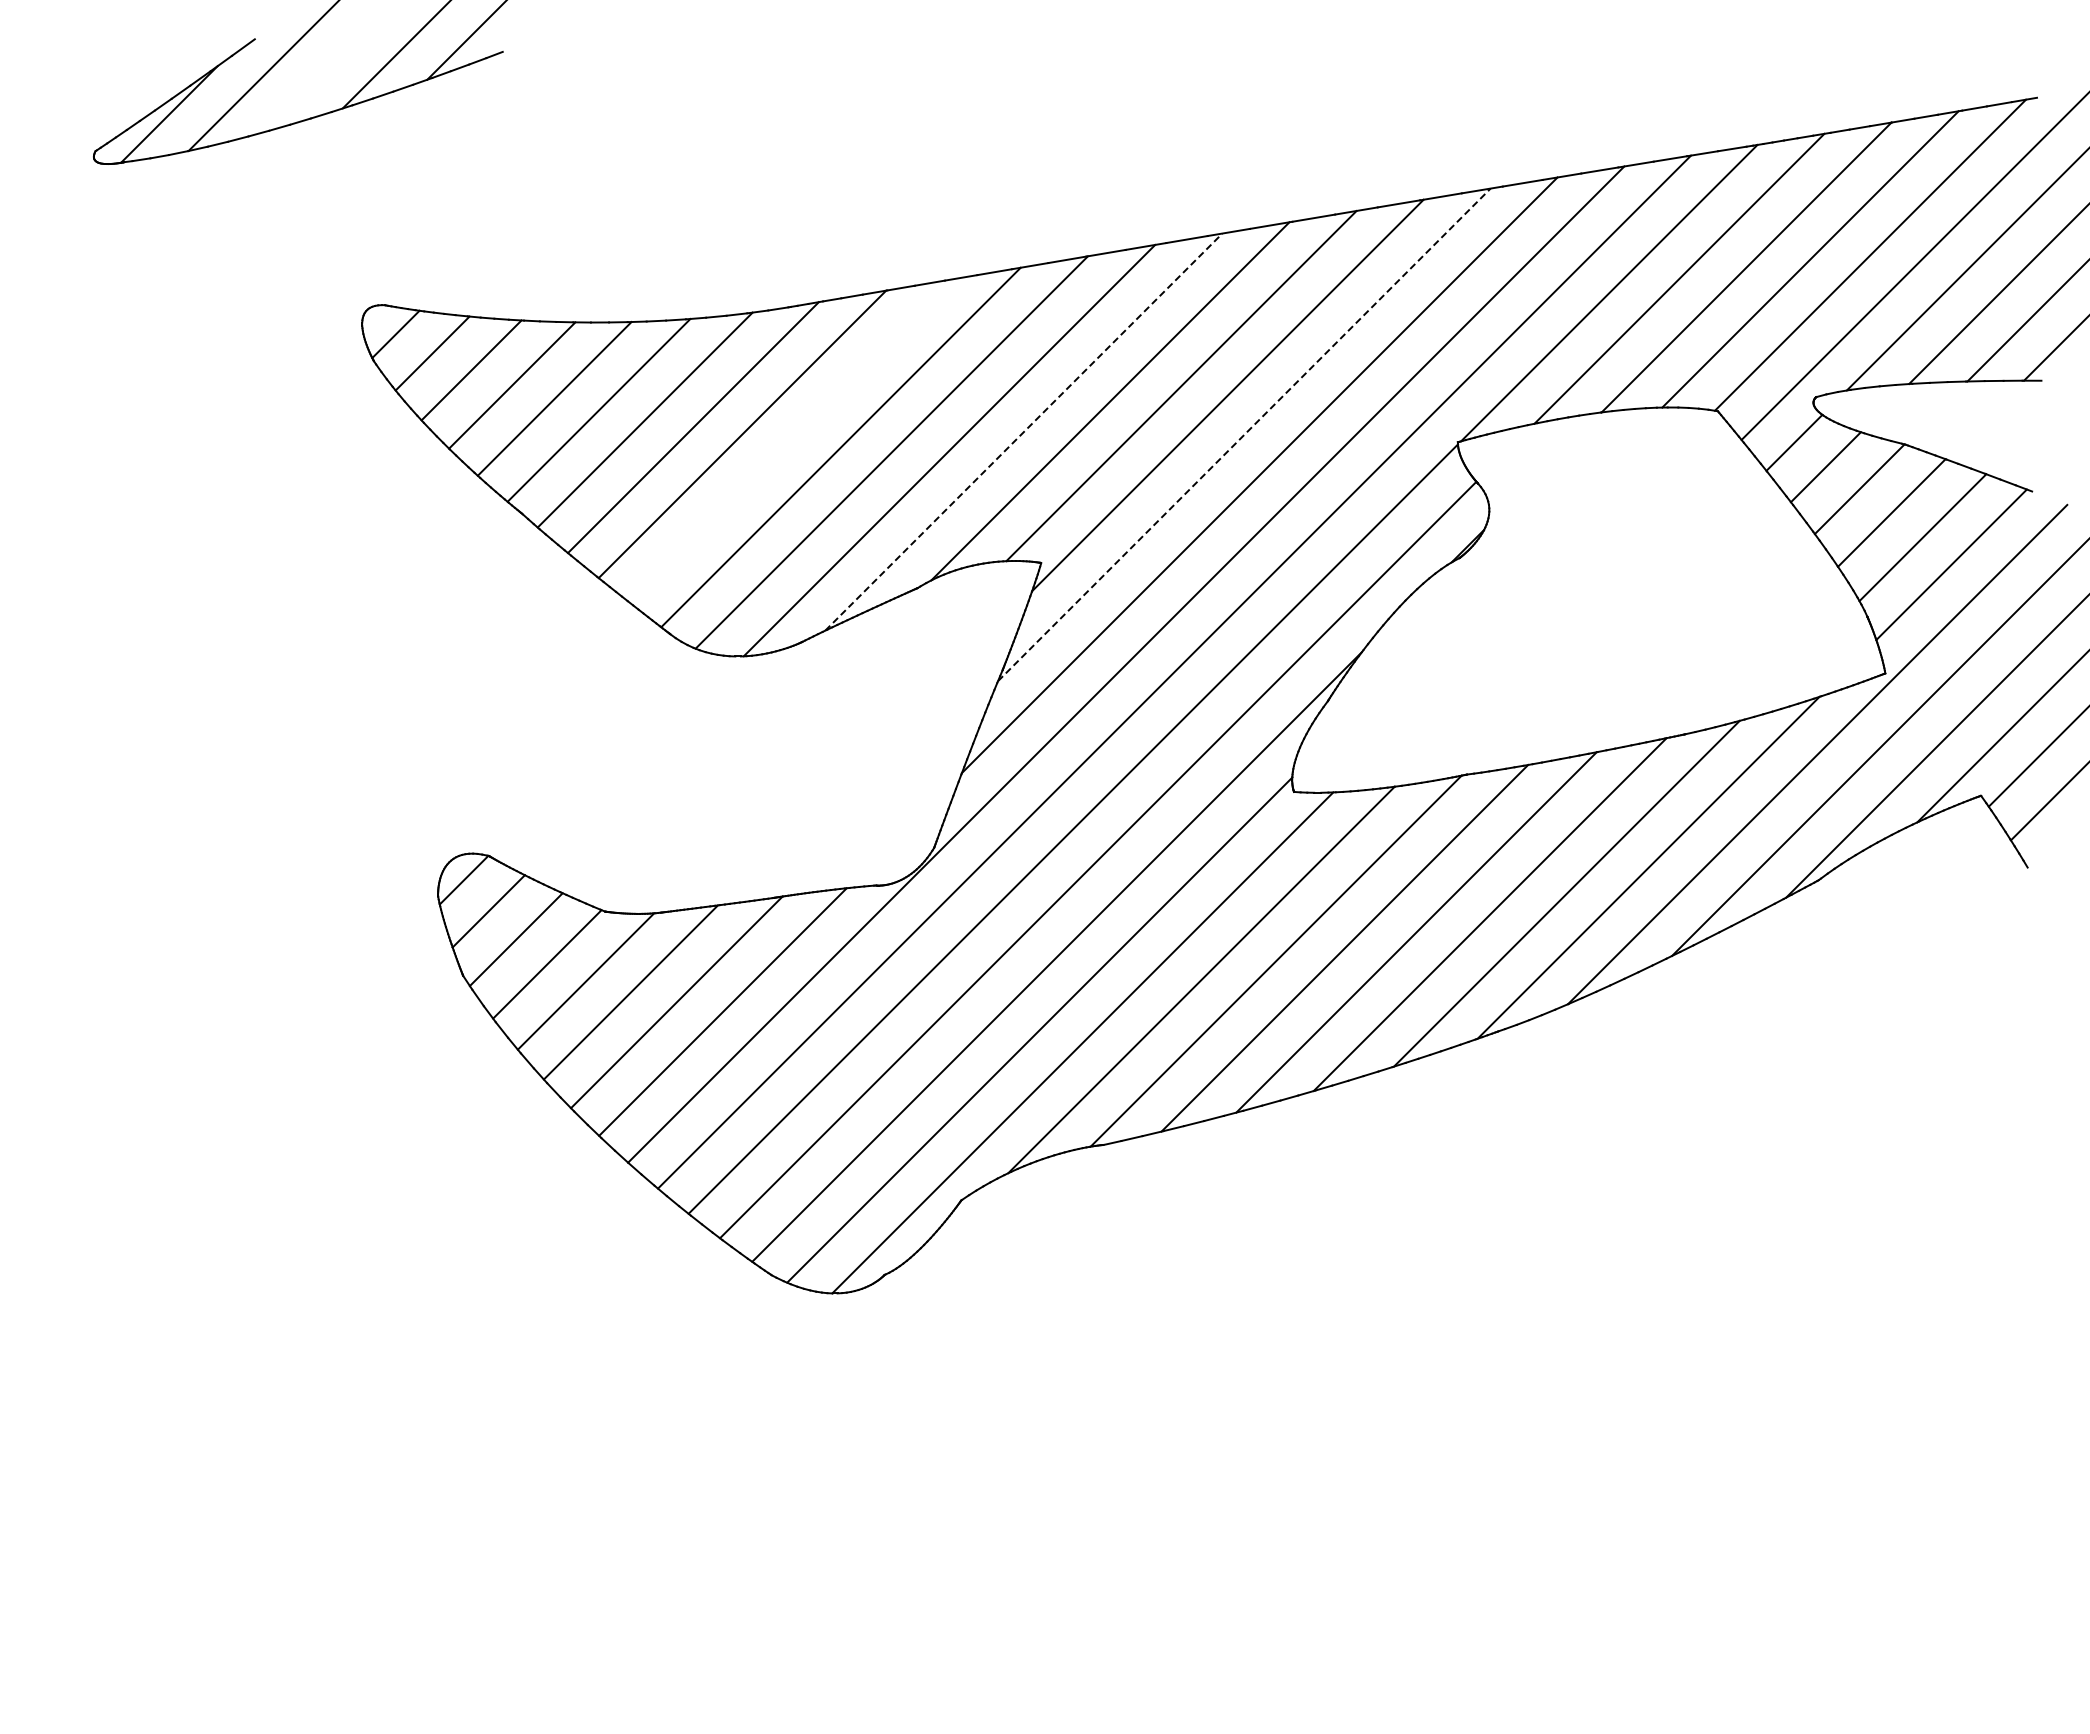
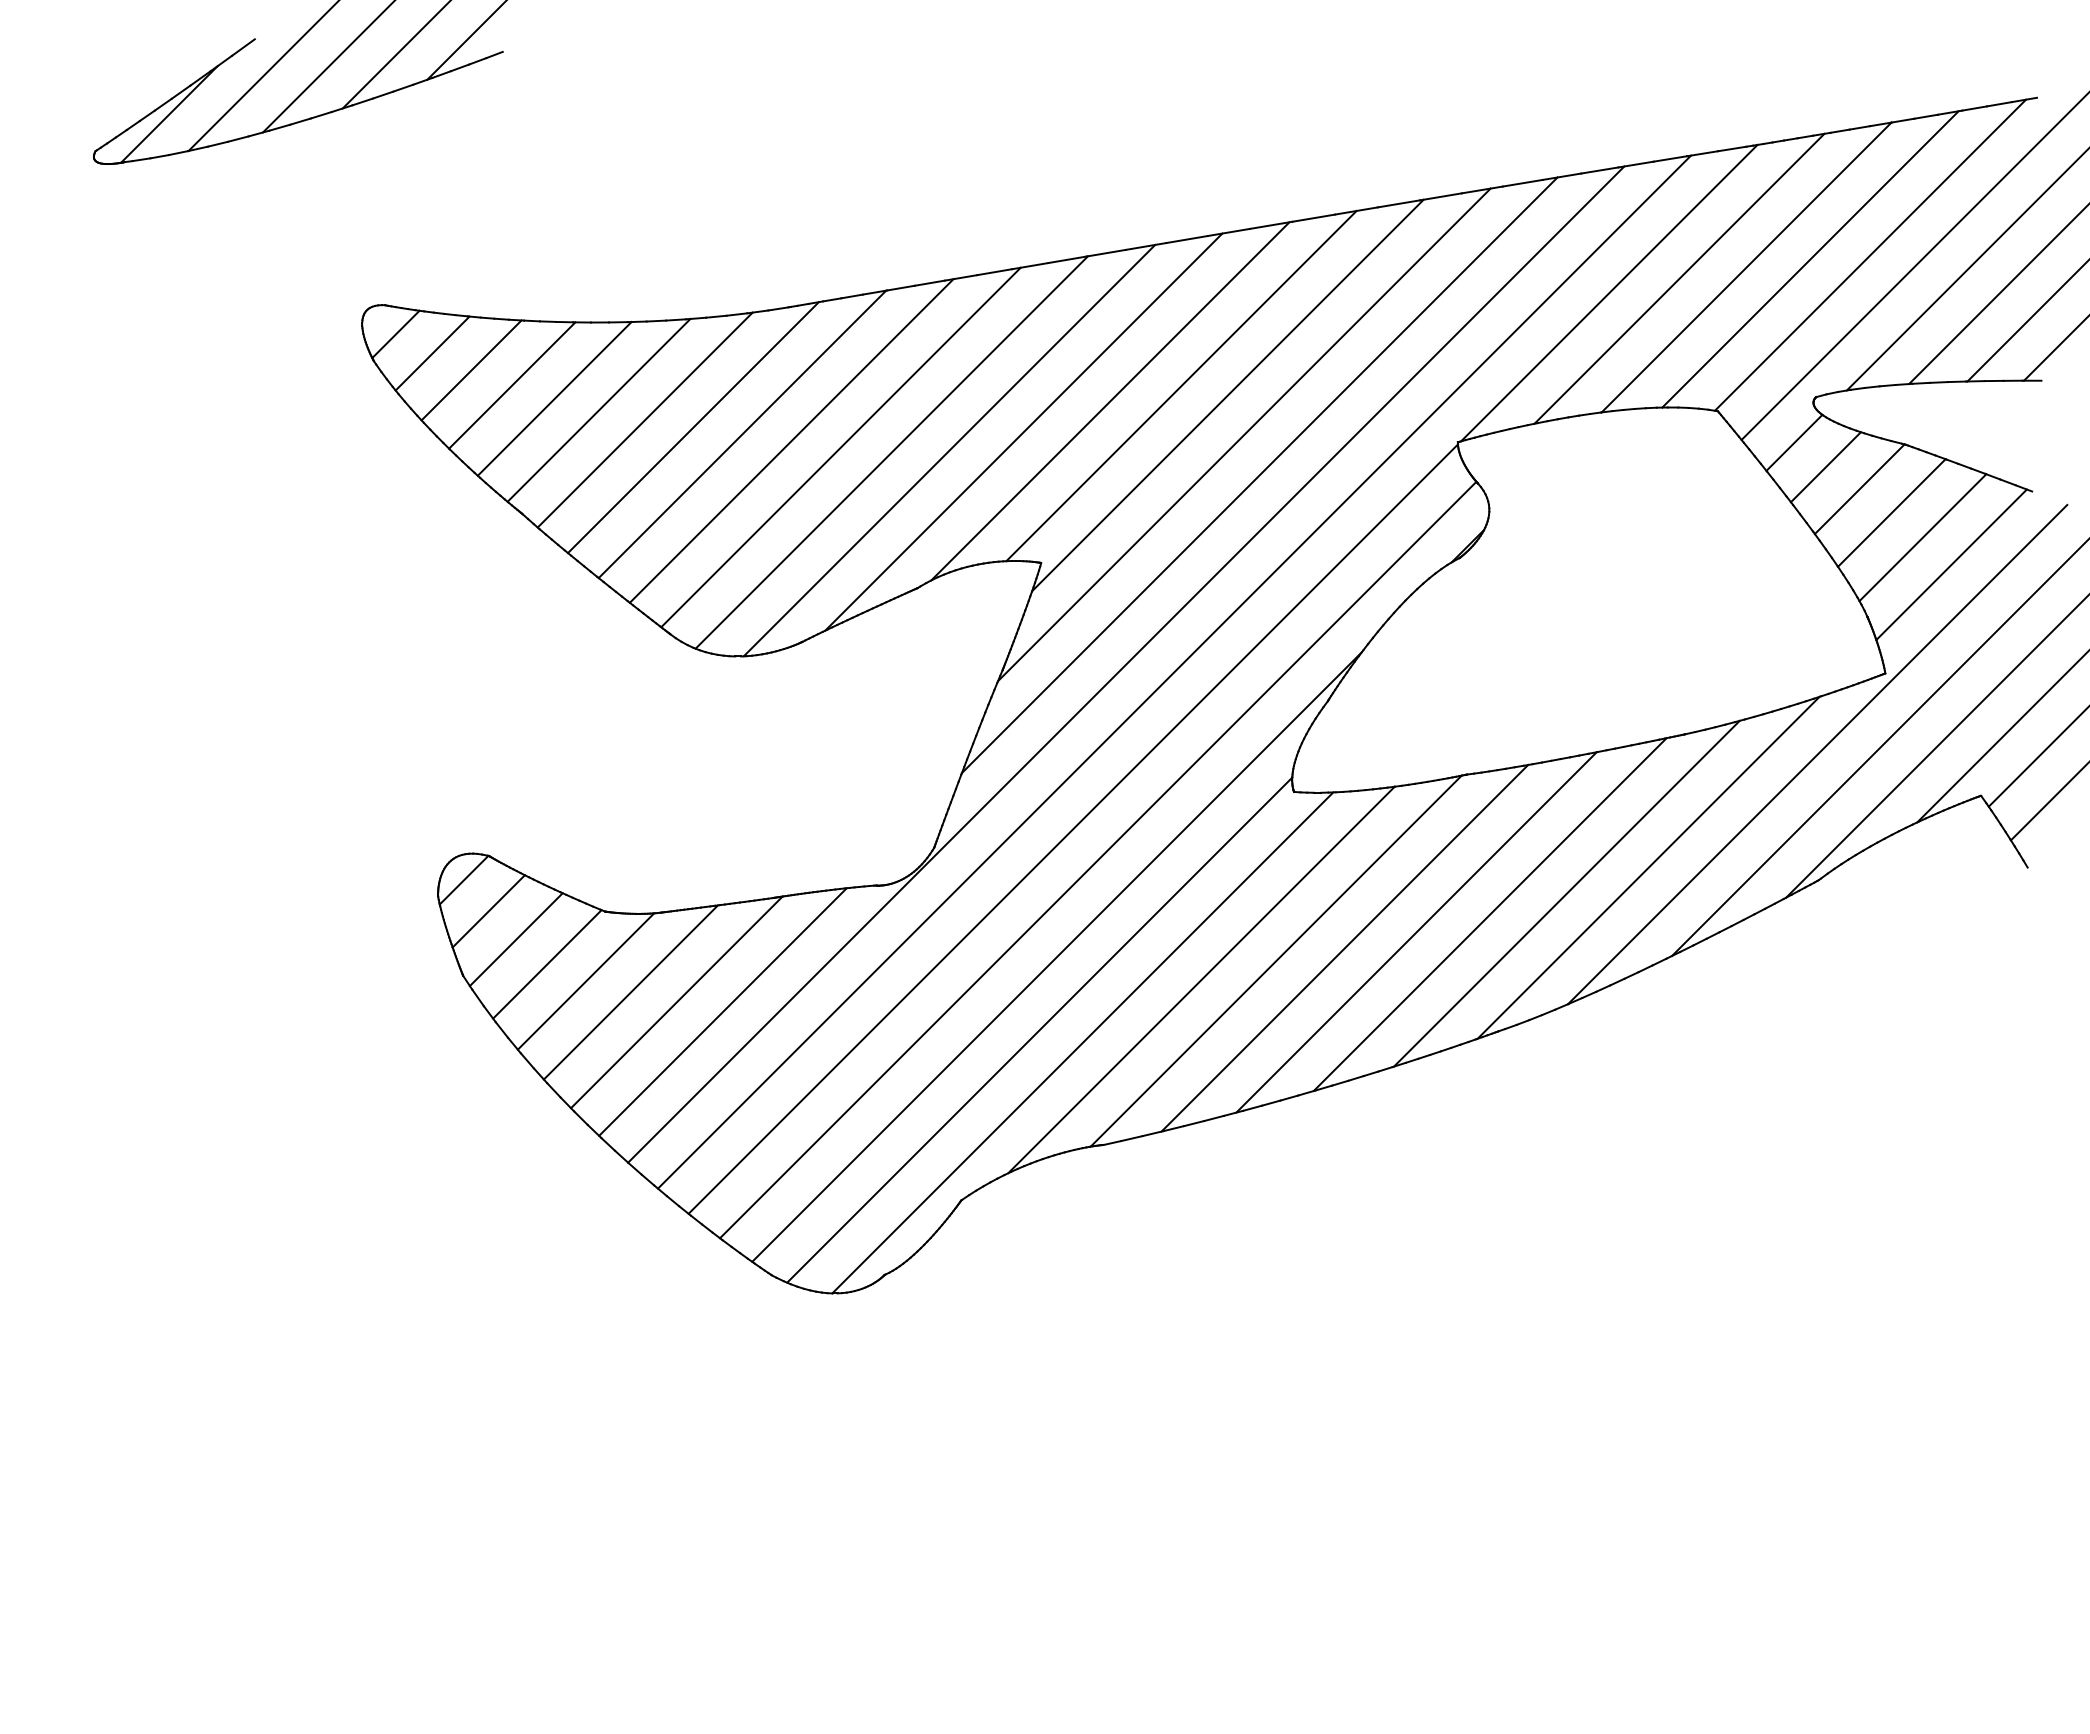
line: none -> present (327, 67)
line: dashed -> solid (1023, 432)
line: dashed -> solid (1244, 434)
line: none -> present (791, 440)
